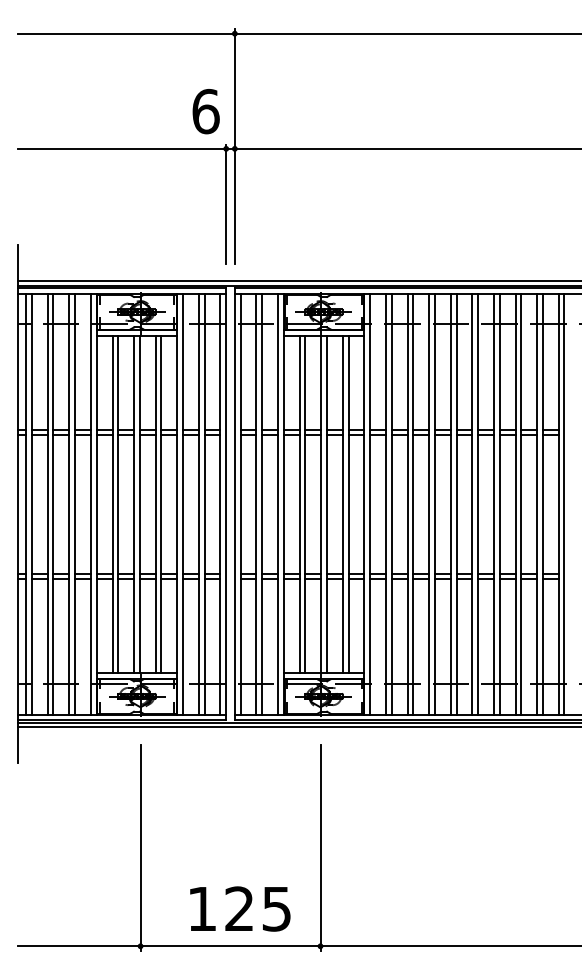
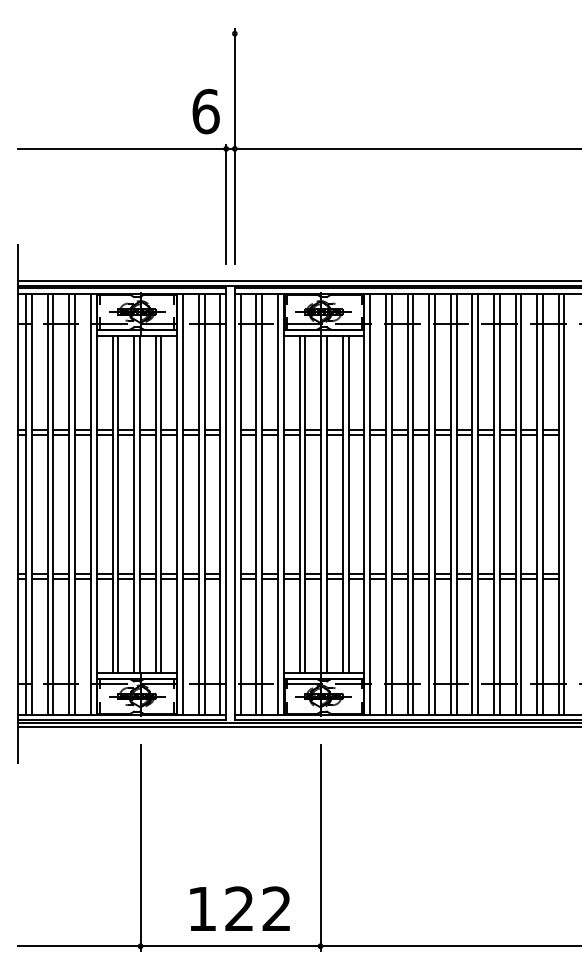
line: present -> none (297, 33)
text: 125 -> 122 (276, 908)
